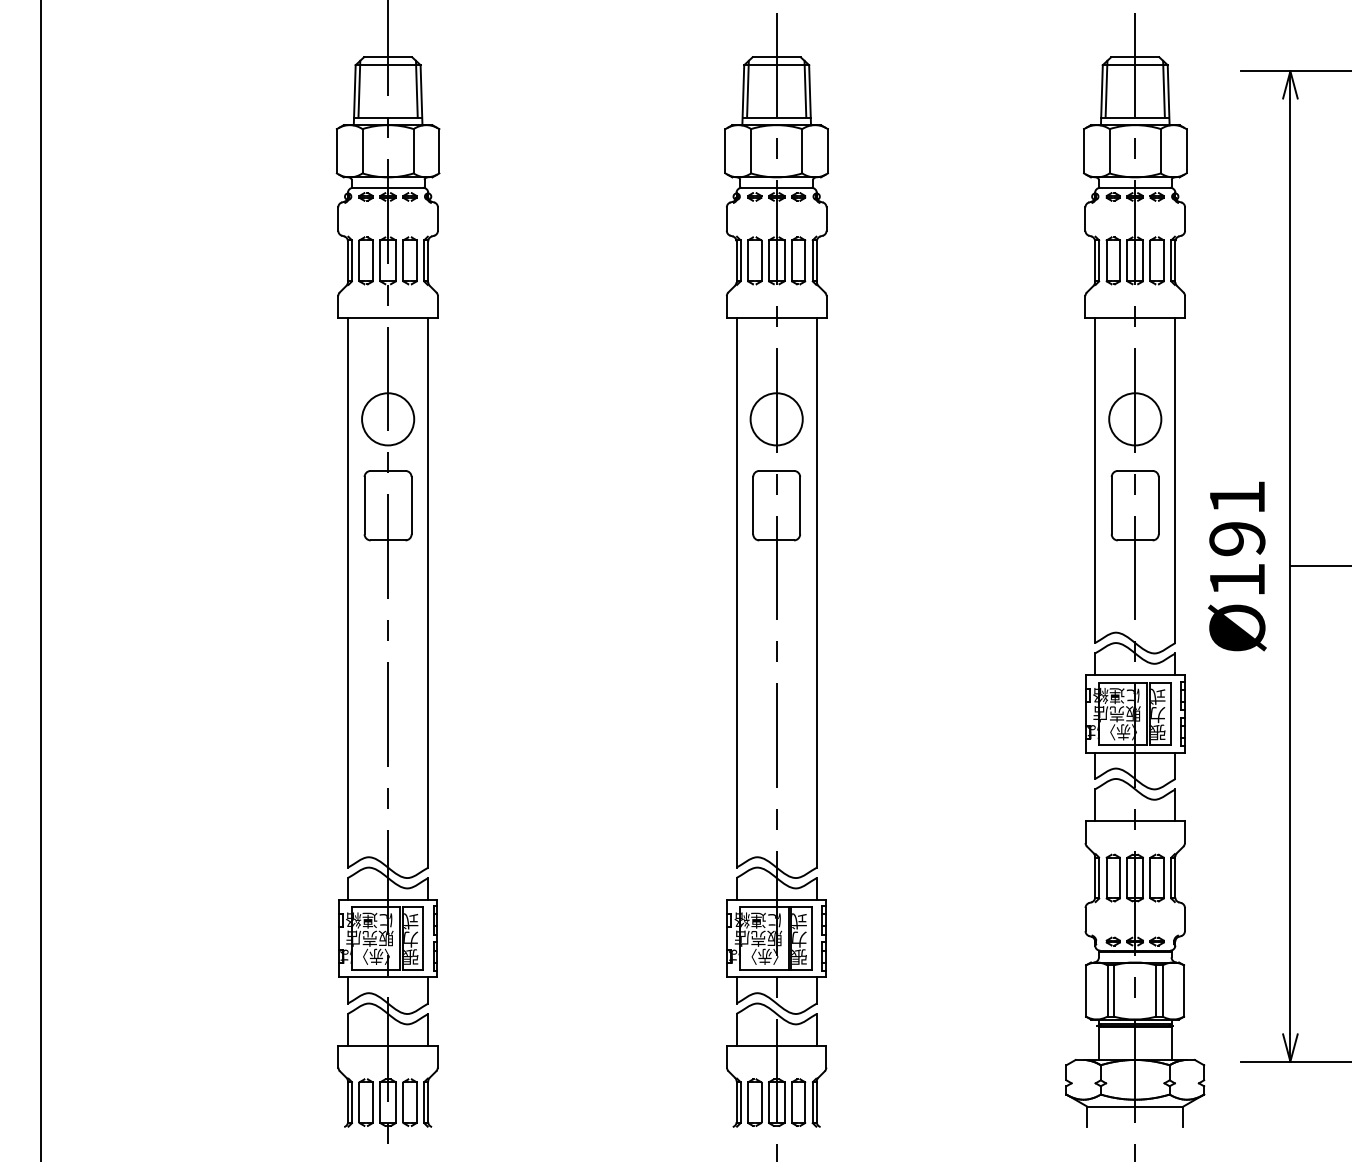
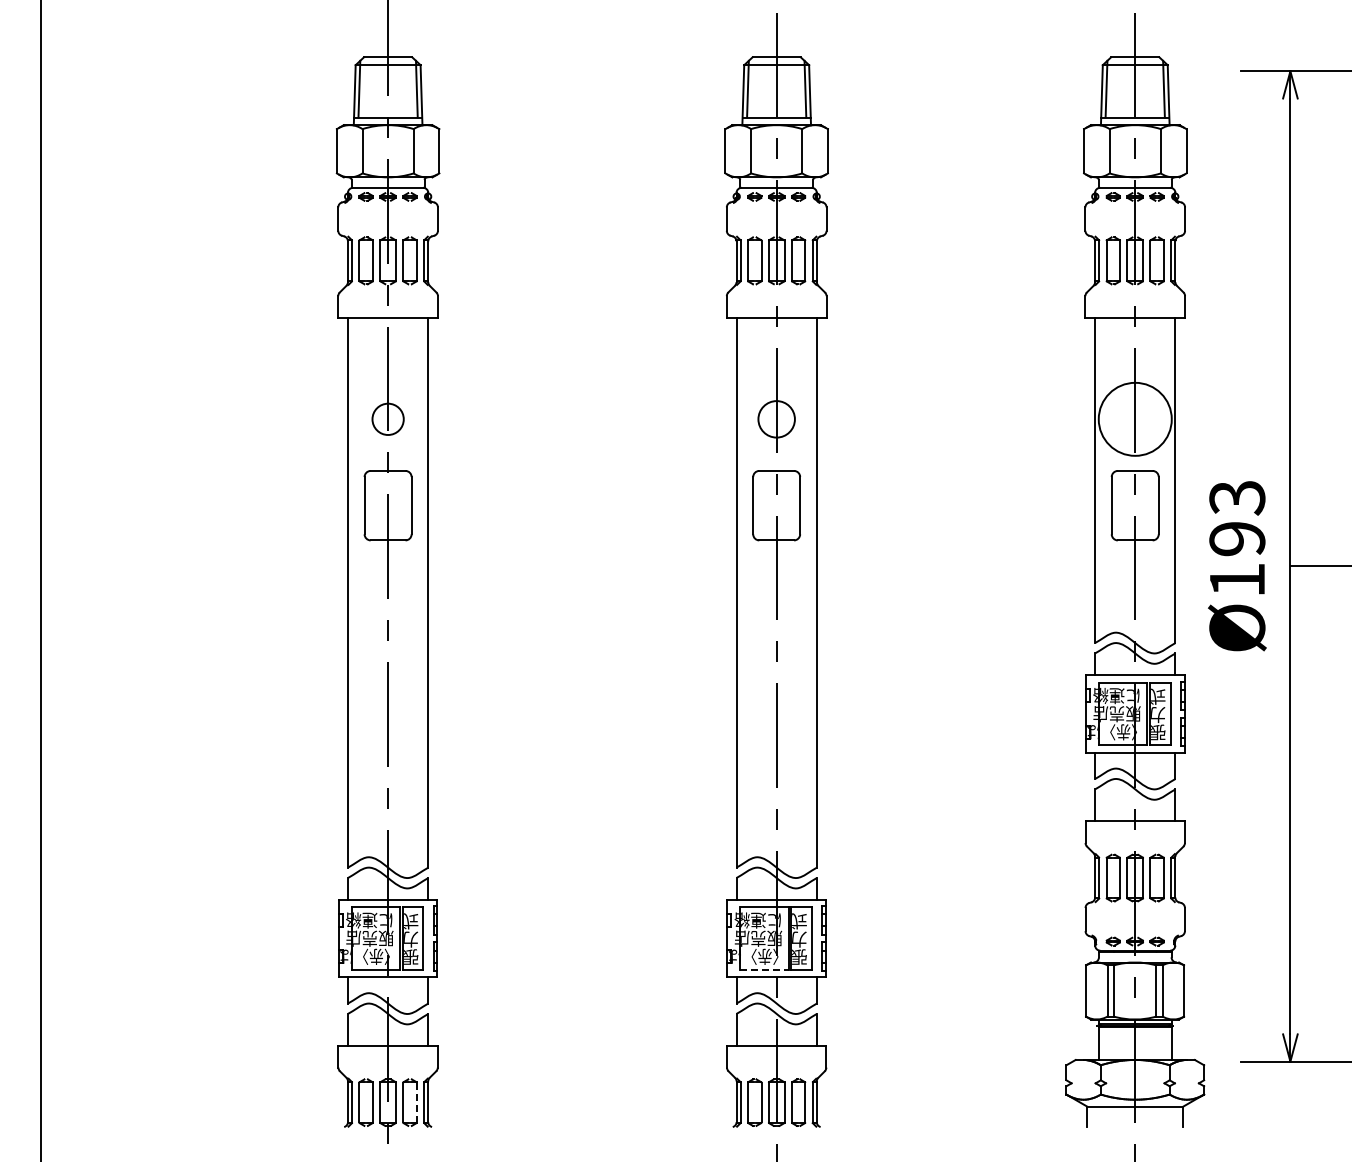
circle diameter: 52 px -> 31 px (387, 418)
circle diameter: 52 px -> 37 px (776, 419)
circle diameter: 52 px -> 73 px (1134, 418)
text: Ø191 -> Ø193 (1237, 498)
line: solid -> dashed (765, 969)
line: solid -> dashed (416, 1102)
